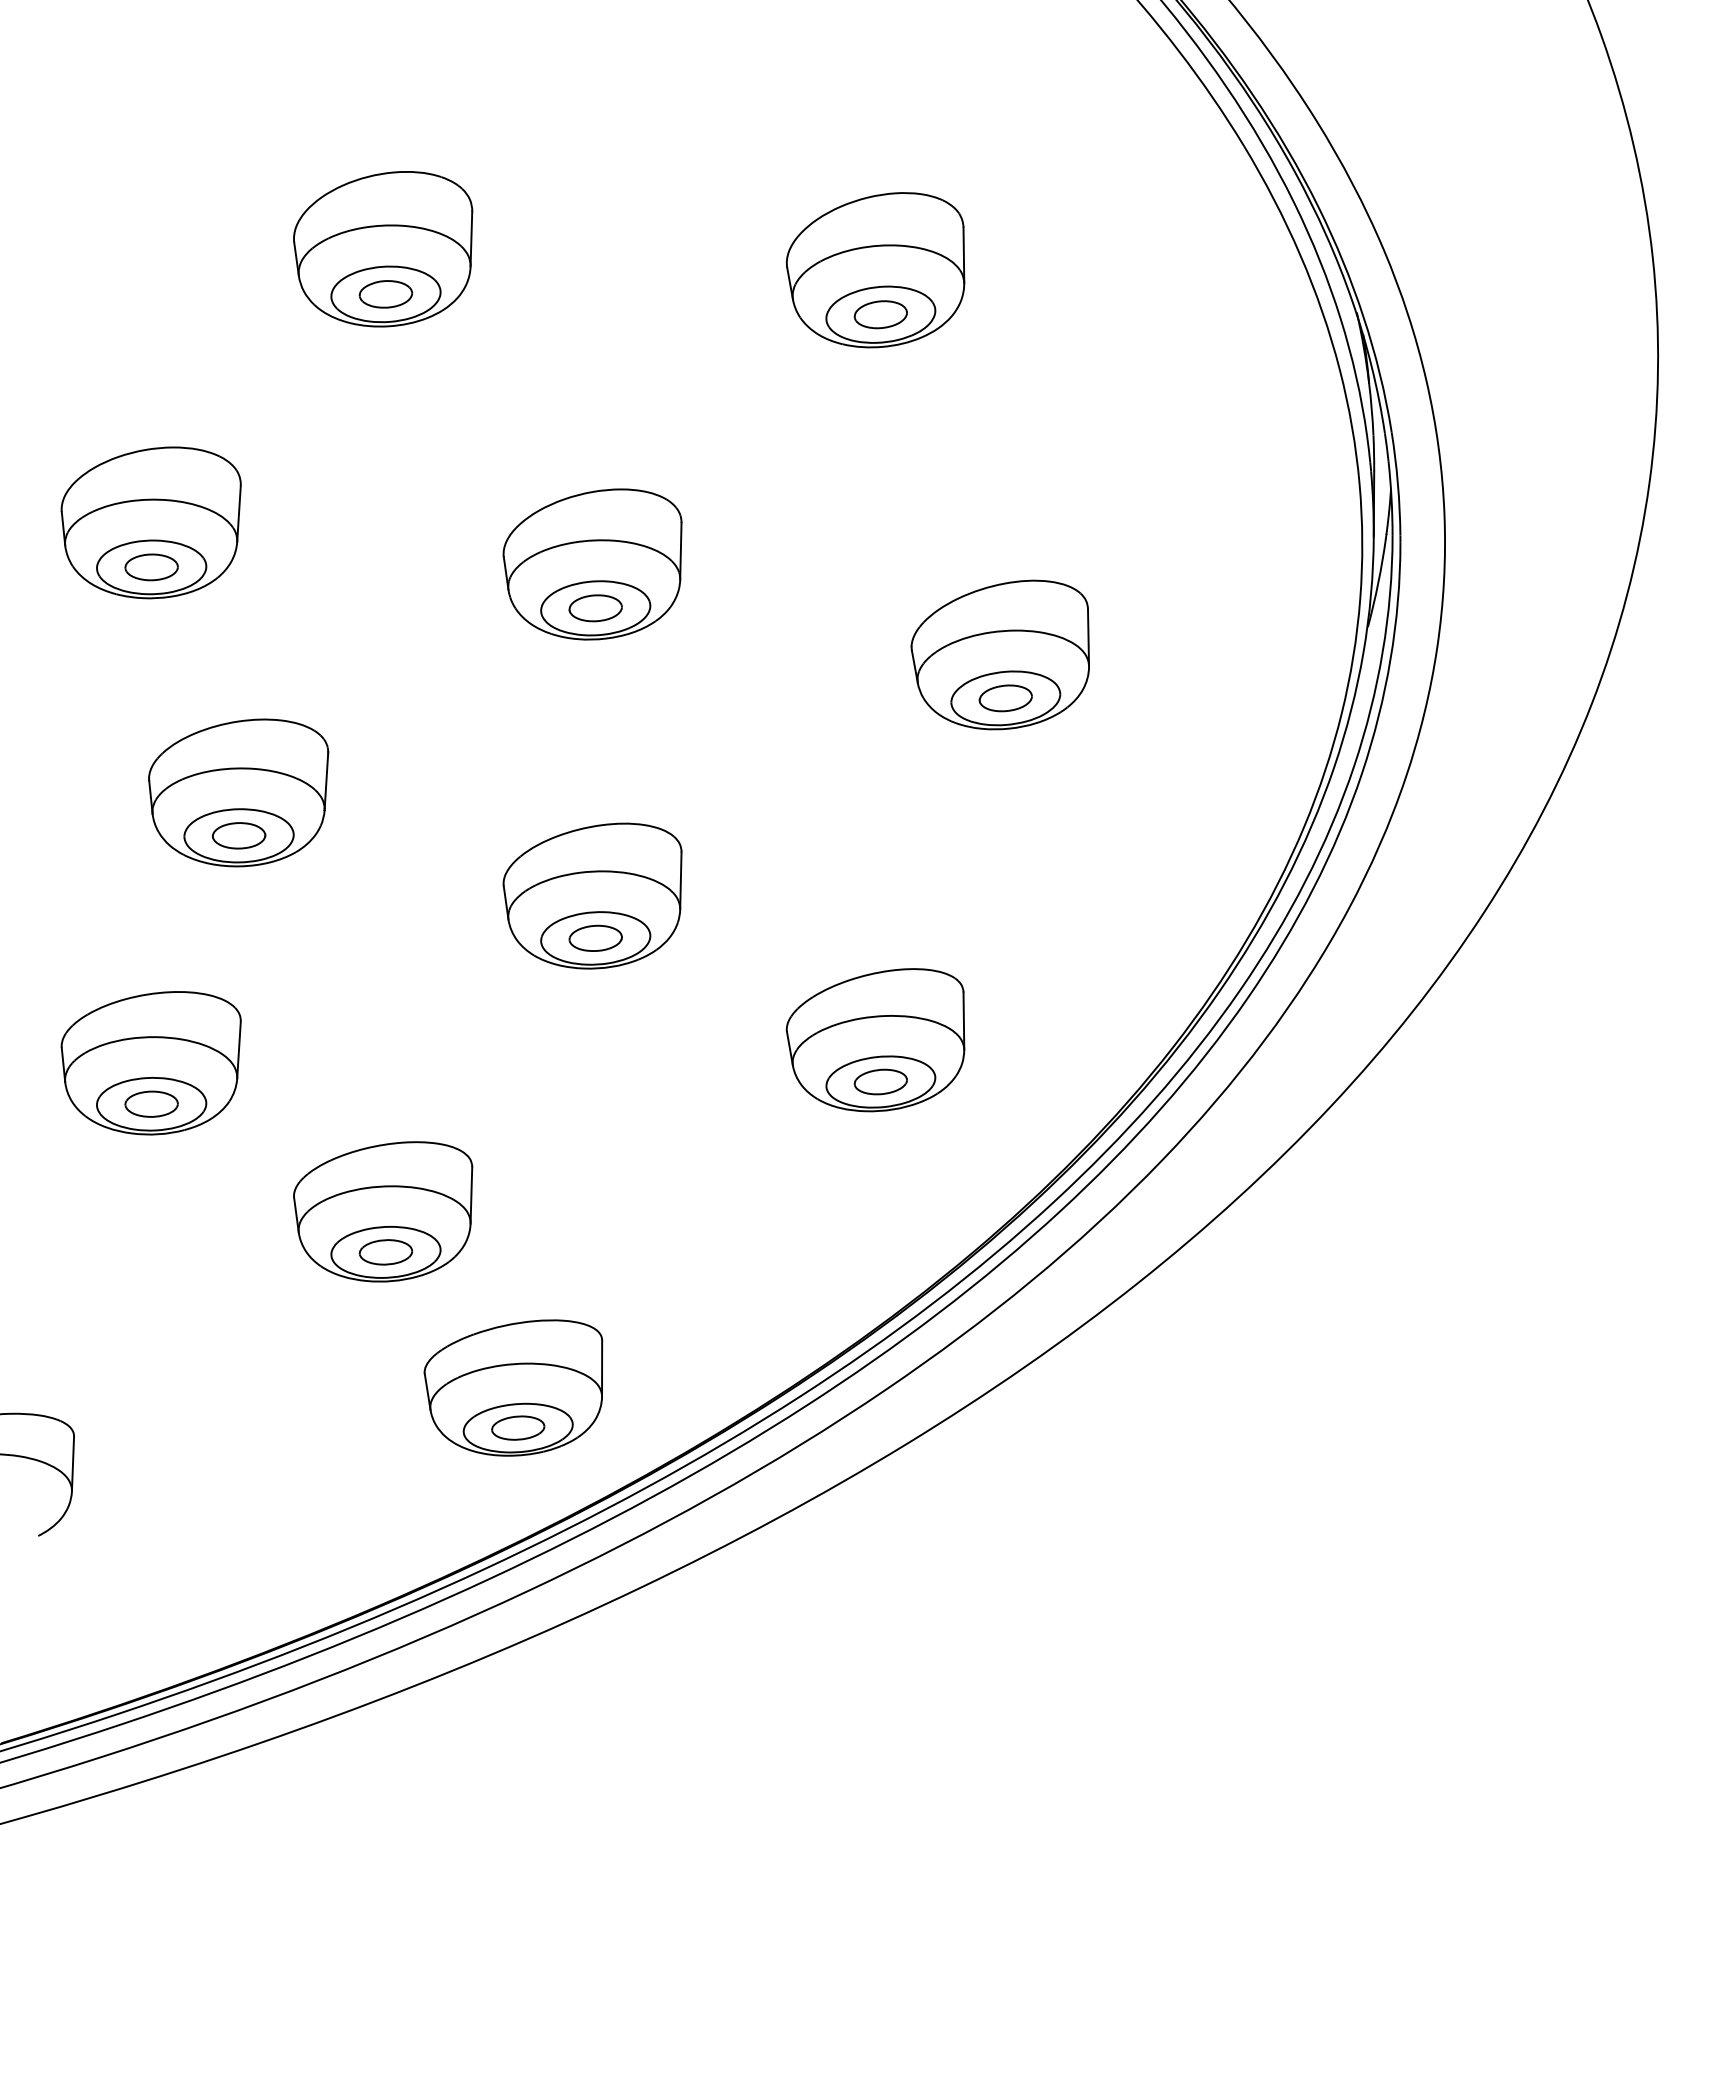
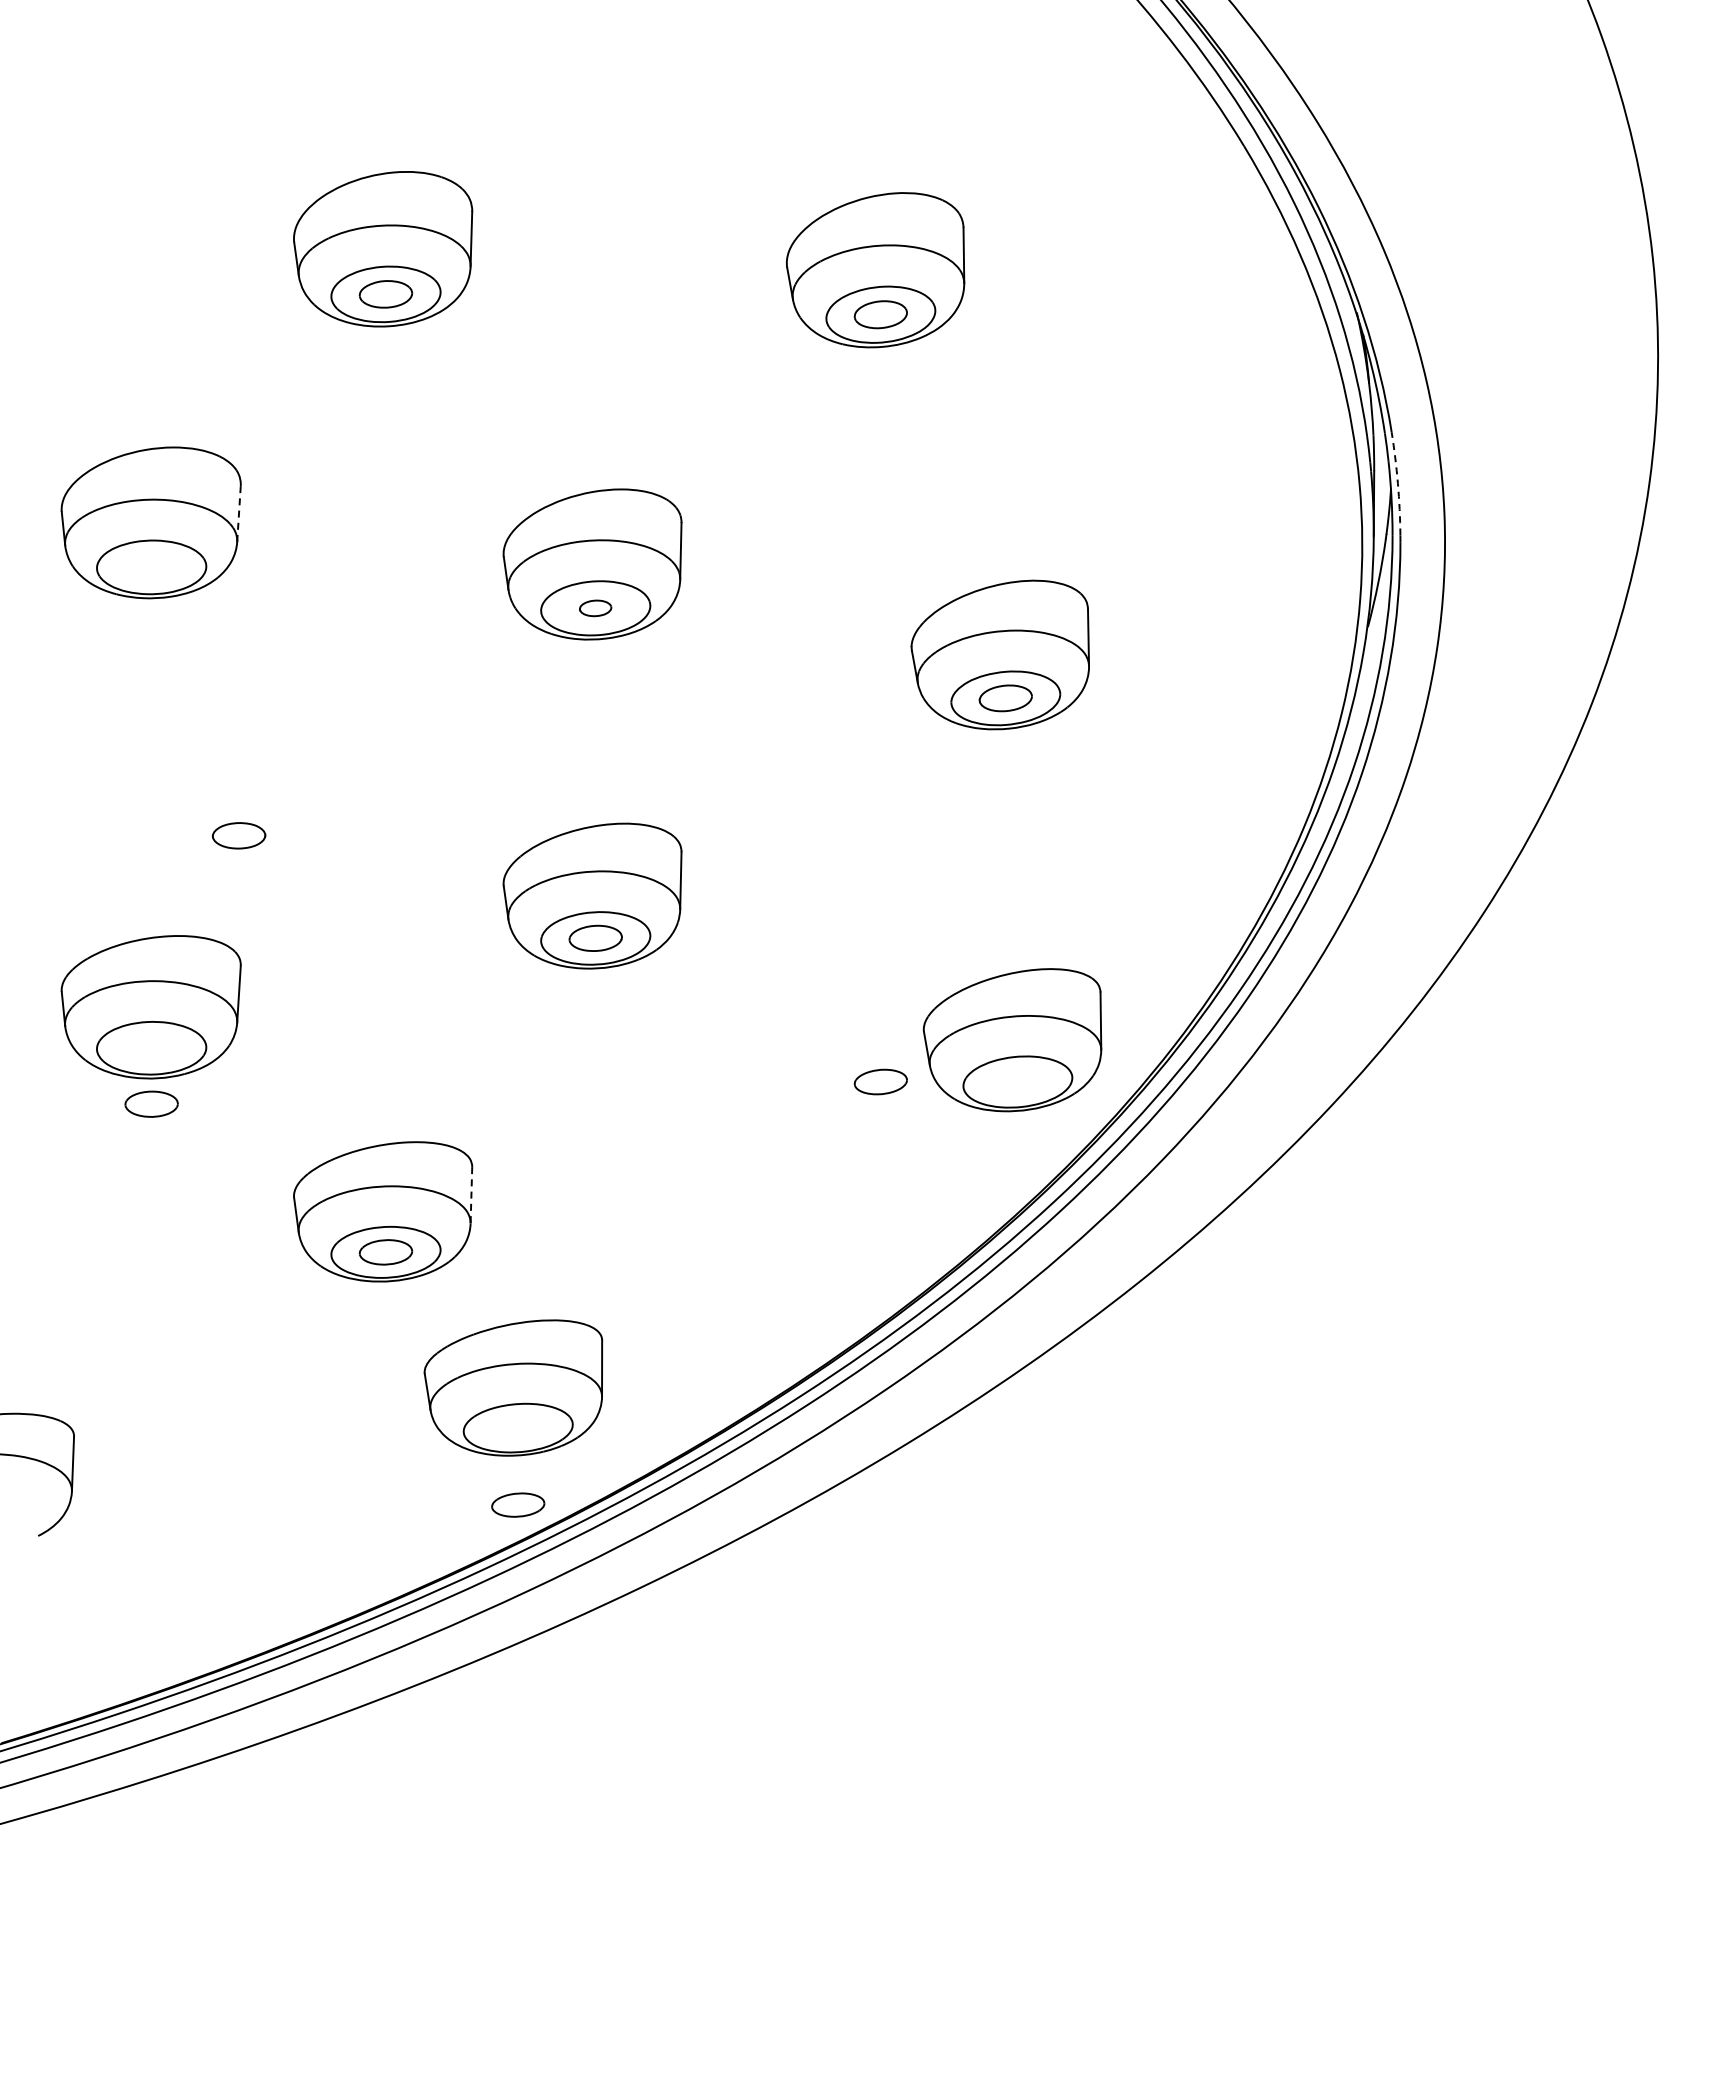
arc: solid -> dashed (1397, 483)
line: solid -> dashed (239, 513)
part: present -> none (151, 567)
part size: 55x29 px -> 34x19 px (595, 608)
part: present -> none (238, 792)
part position: (875, 1040) -> (1012, 1040) (1012, 1040)
part position: (150, 1063) -> (150, 1007) (150, 1007)
line: solid -> dashed (471, 1195)
part position: (518, 1427) -> (518, 1504) (518, 1504)
